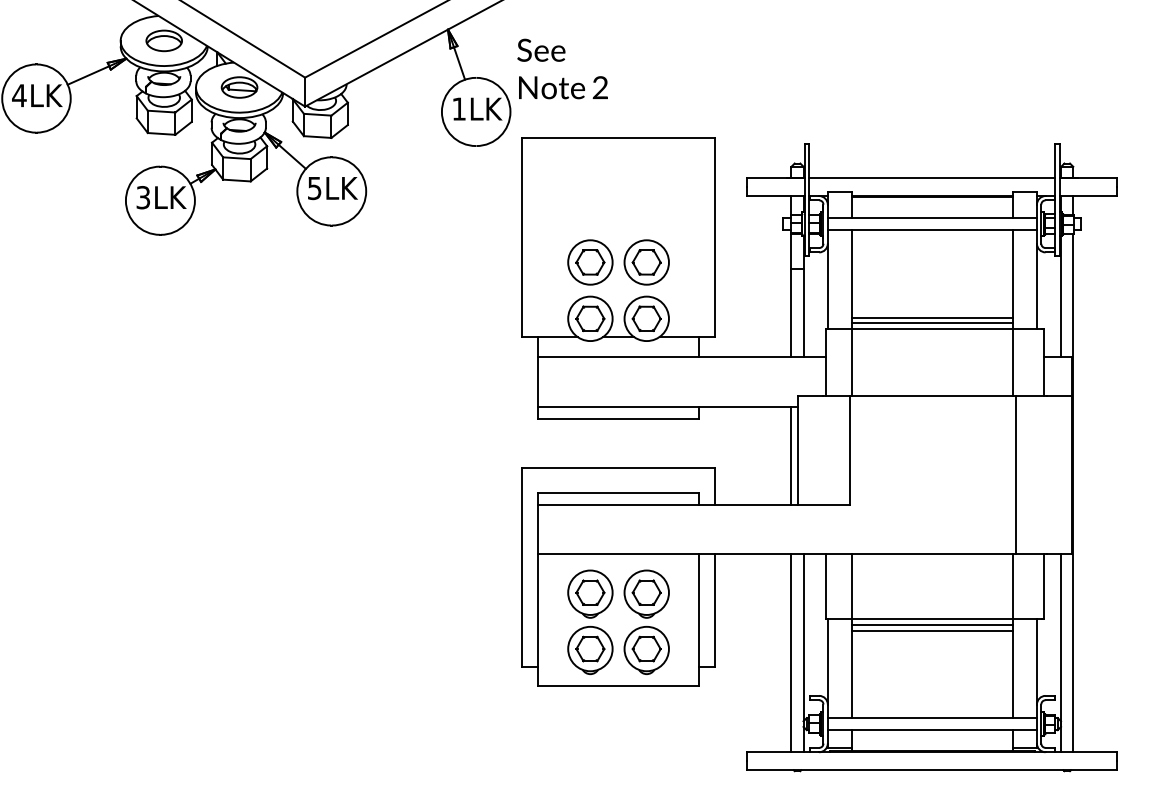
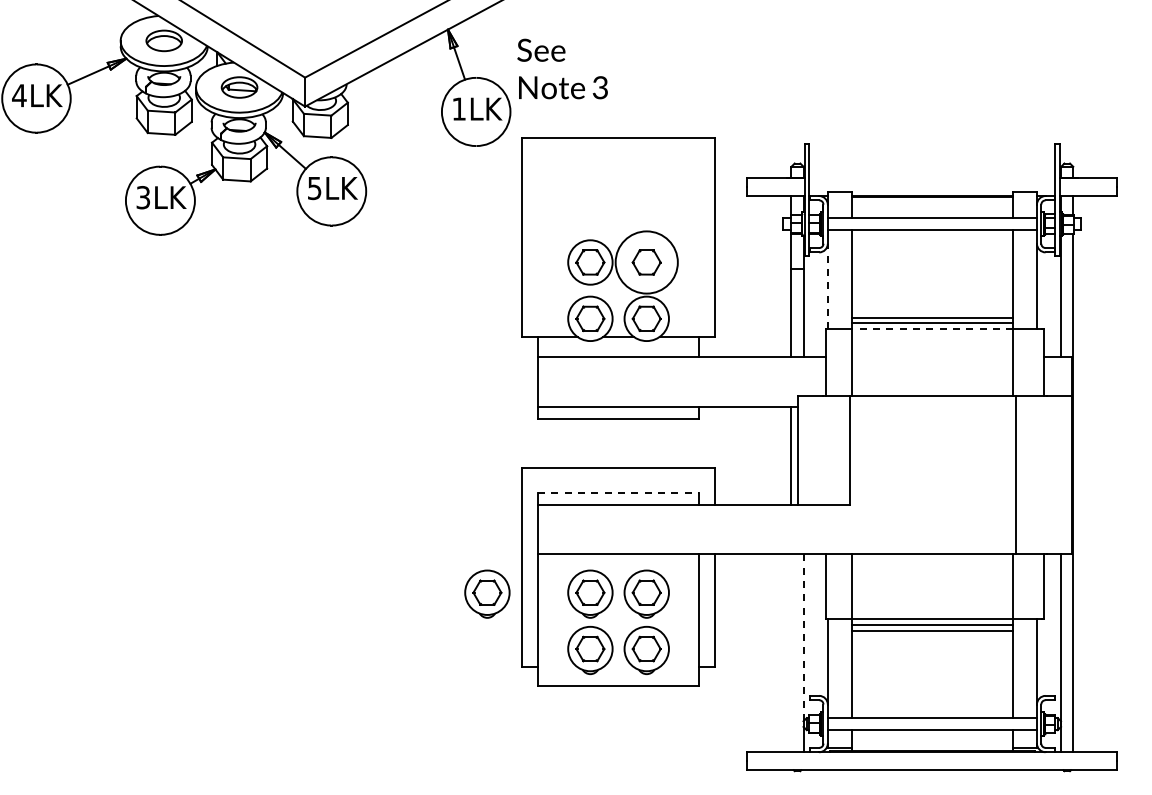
text: 2 -> 3 (599, 89)
line: present -> none (932, 178)
circle diameter: 44 px -> 62 px (646, 262)
line: solid -> dashed (827, 286)
line: solid -> dashed (932, 329)
line: solid -> dashed (619, 492)
part: none -> present (487, 593)
line: solid -> dashed (803, 638)
line: present -> none (791, 653)
